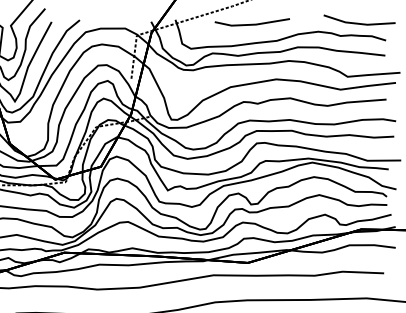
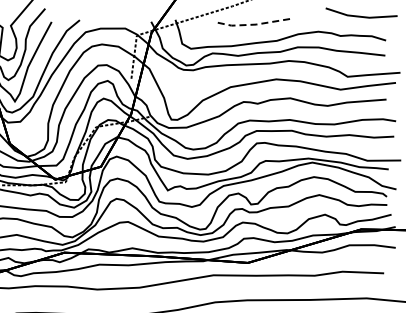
line position: (358, 22) -> (360, 15) (360, 15)
line: solid -> dashed (252, 24)
